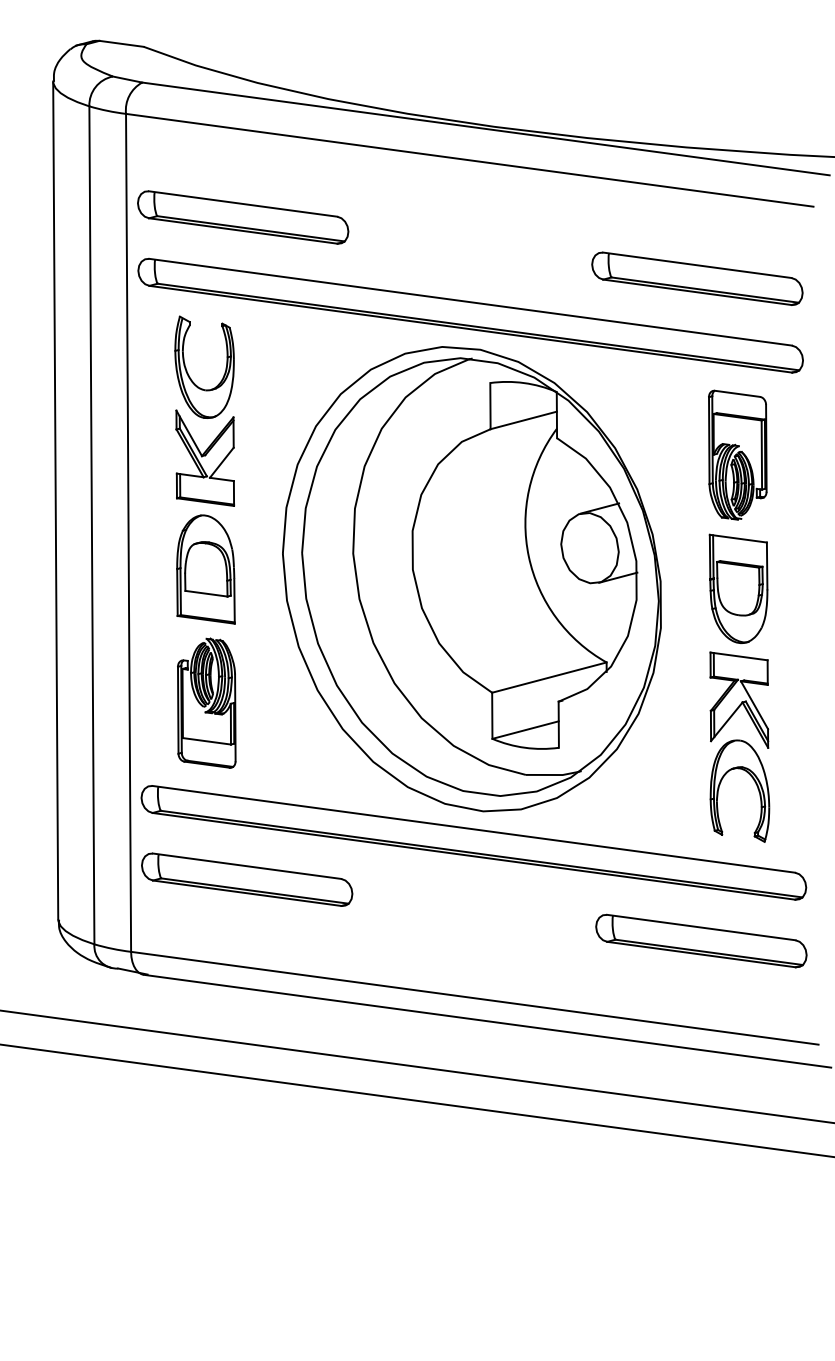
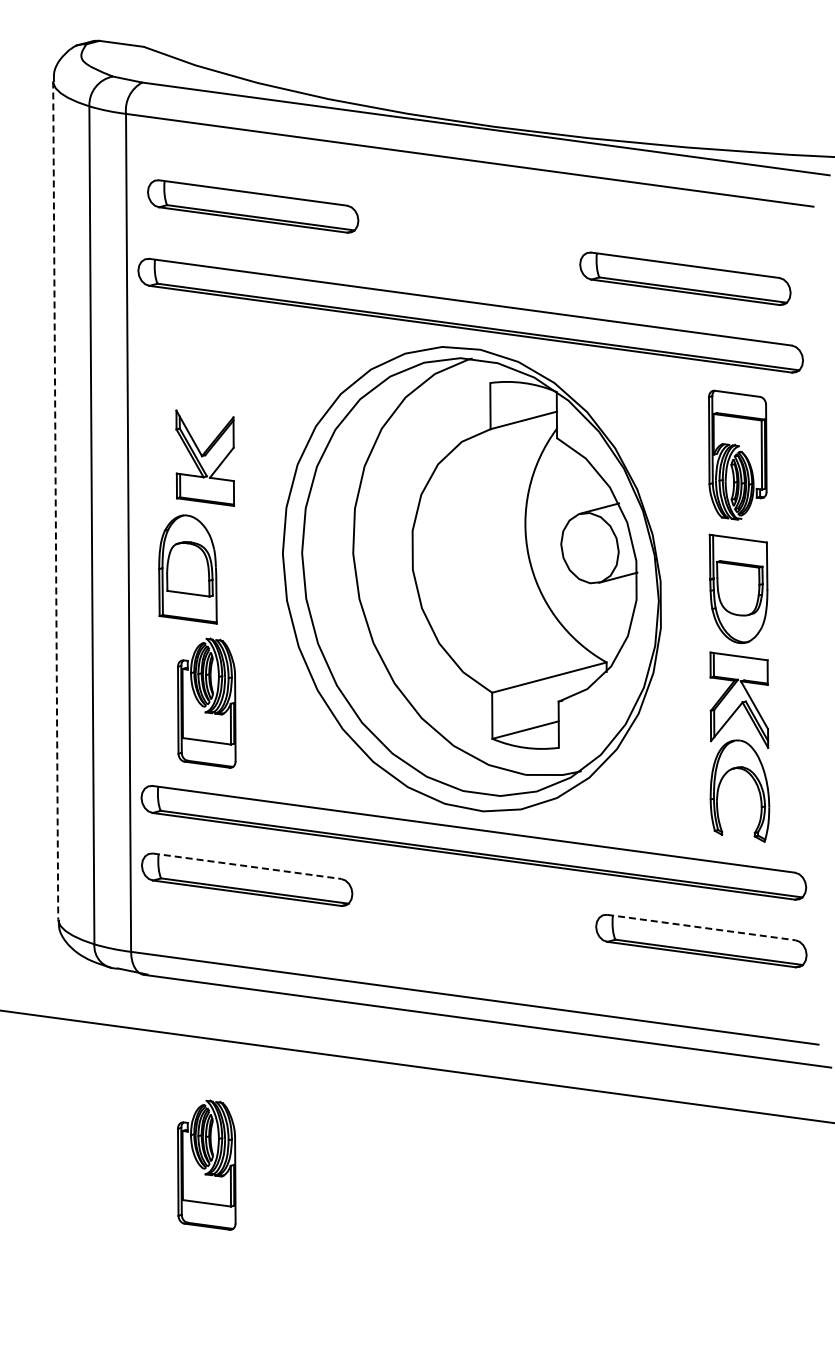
part position: (243, 217) -> (253, 206) (253, 206)
part position: (697, 278) -> (685, 278) (685, 278)
part: present -> none (187, 370)
line: solid -> dashed (55, 500)
part position: (205, 569) -> (187, 569) (187, 569)
line: solid -> dashed (247, 866)
line: solid -> dashed (701, 927)
line: present -> none (416, 1100)
part: none -> present (206, 1164)
